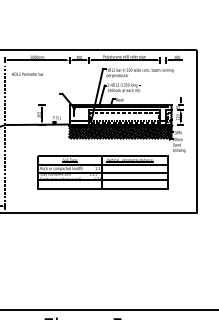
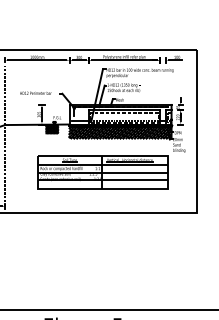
text position: (27, 73) -> (35, 92) (35, 92)
hatch: none -> present (51, 128)
